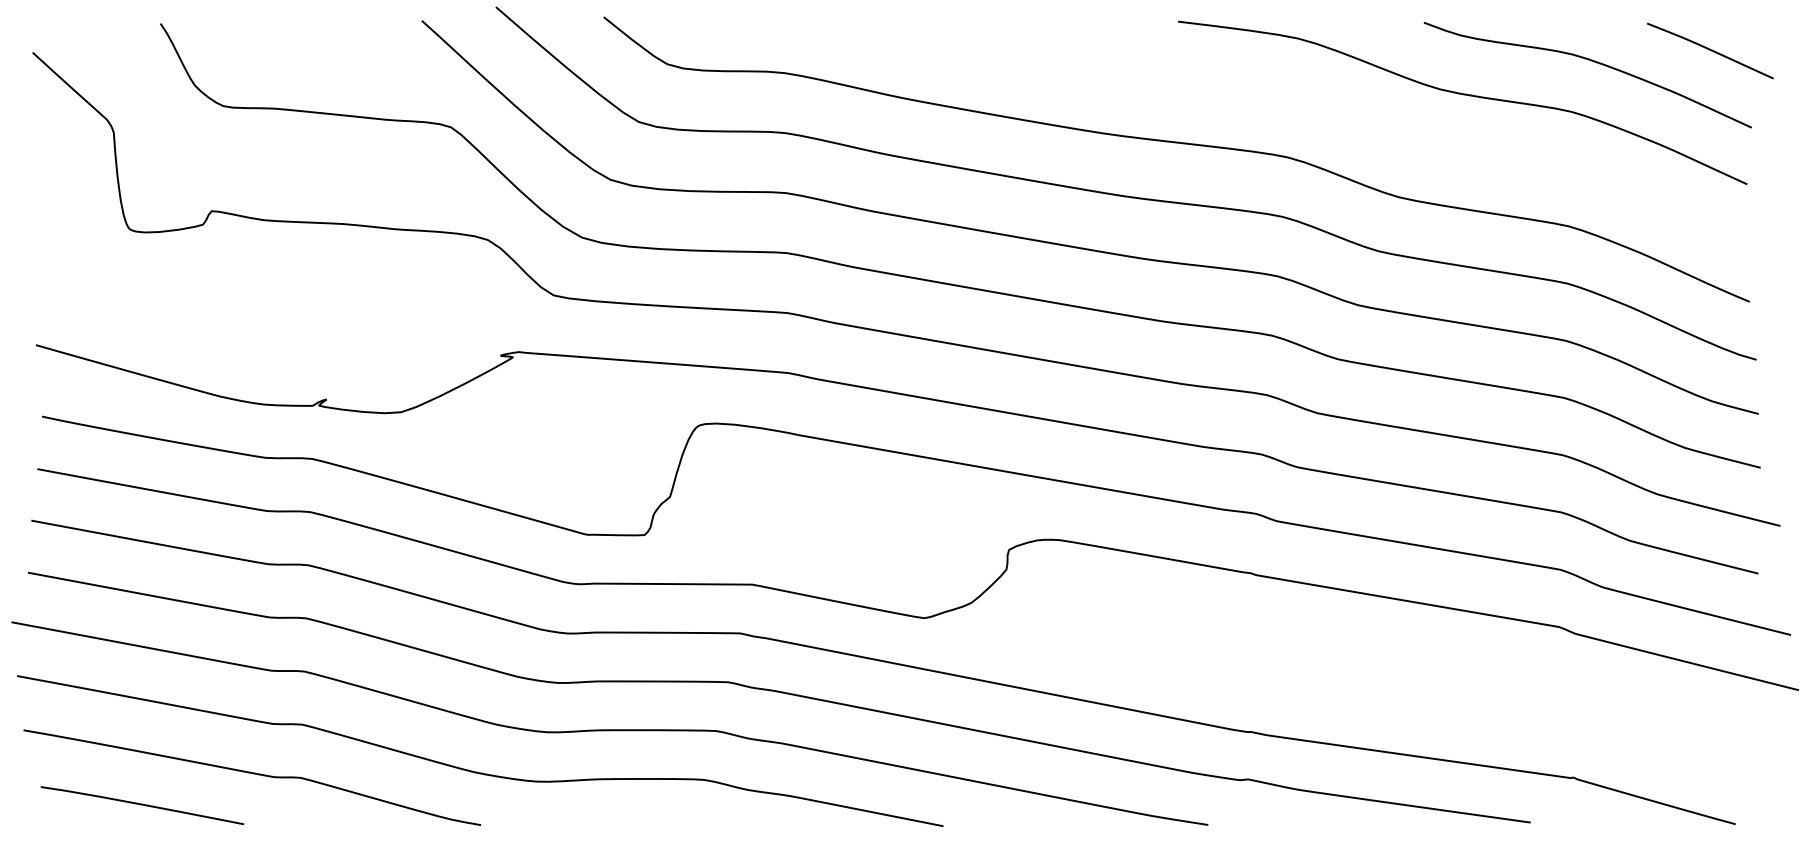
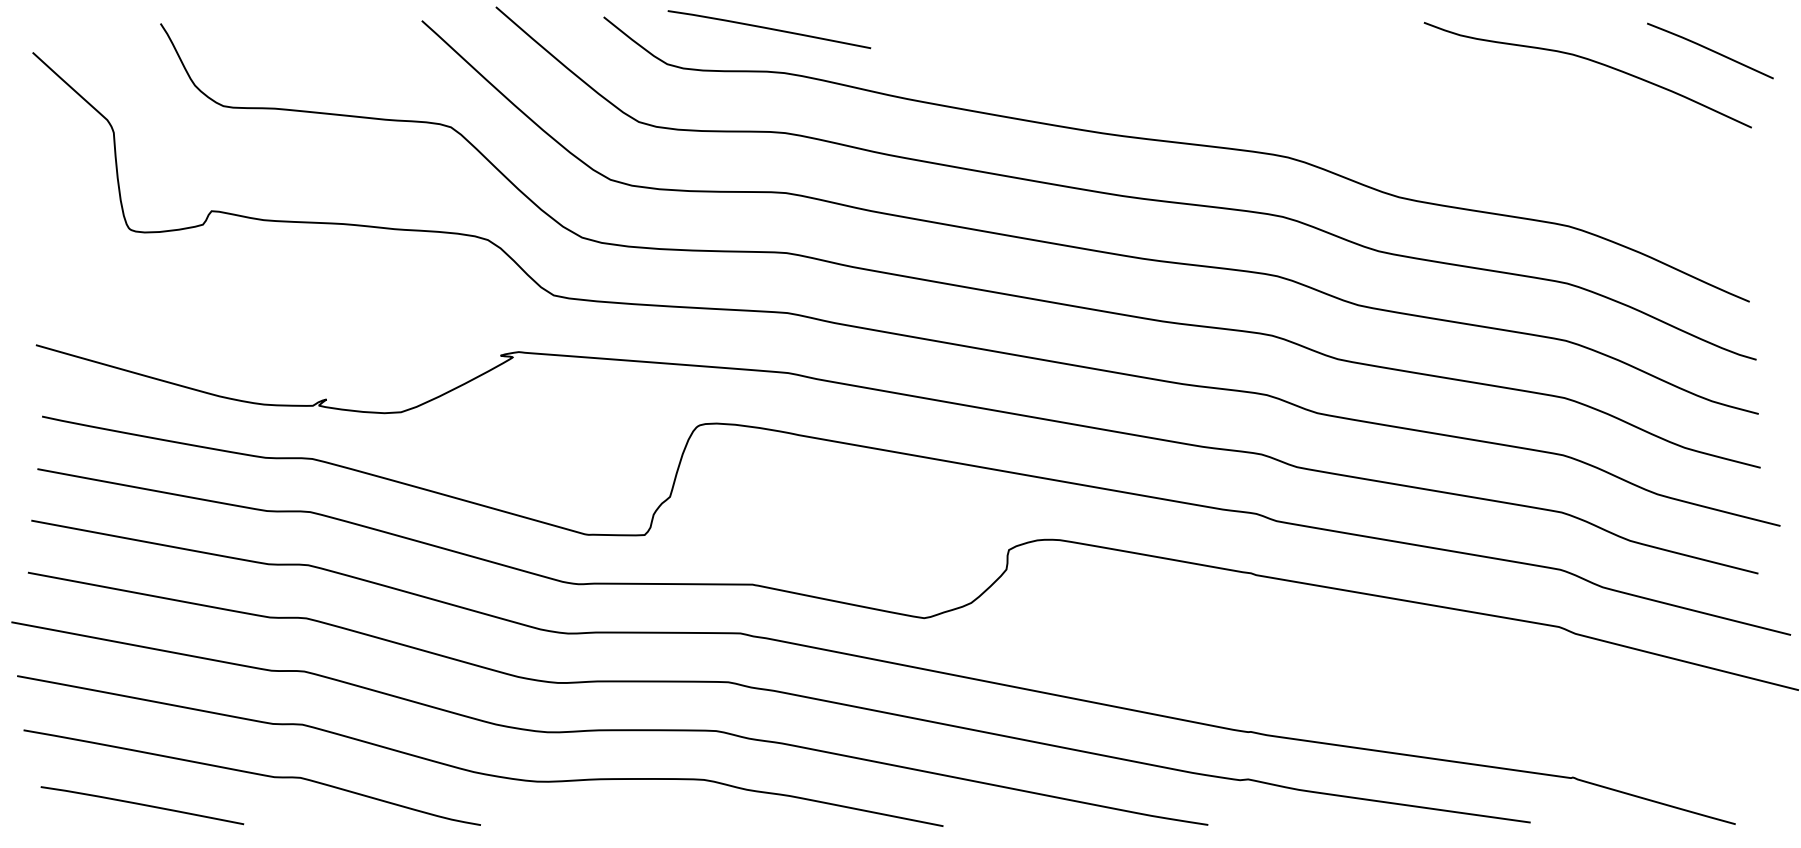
curve: none -> present (769, 29)
curve: present -> none (1463, 95)
